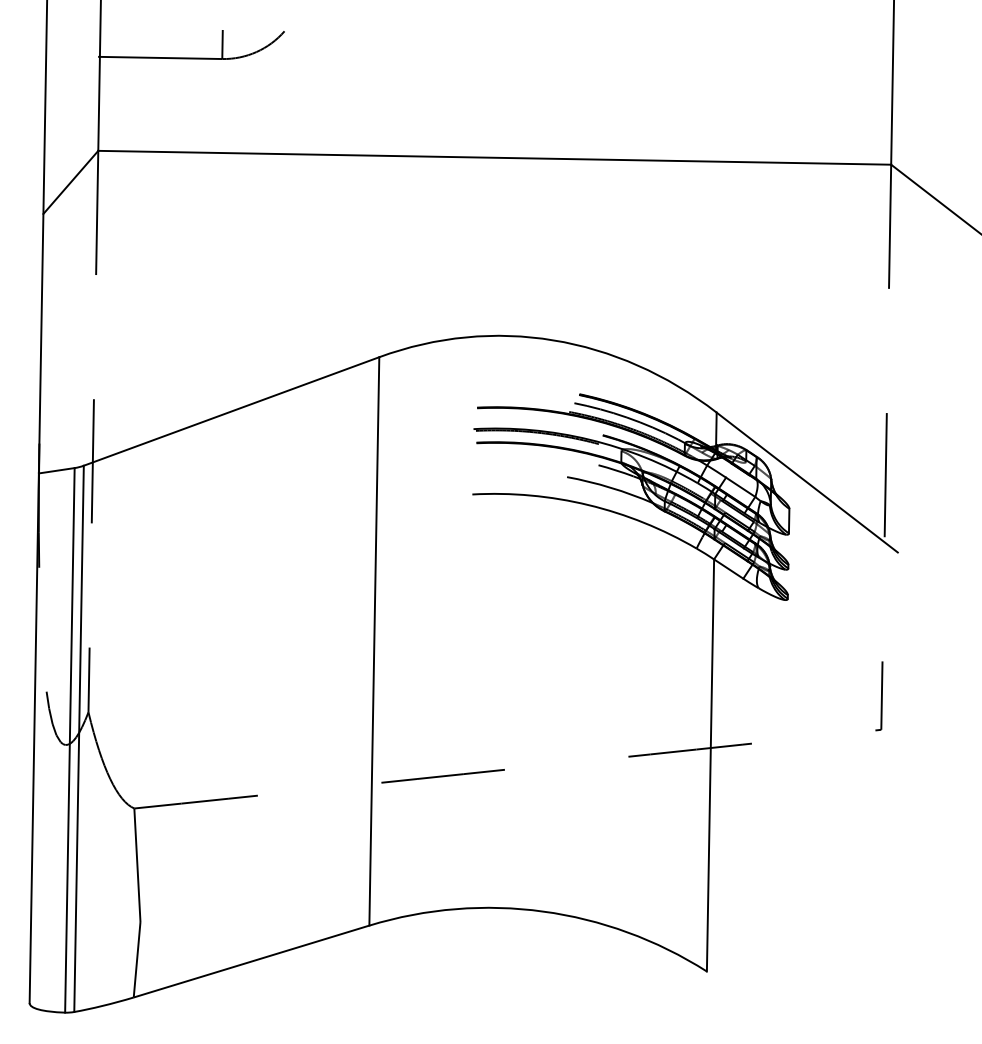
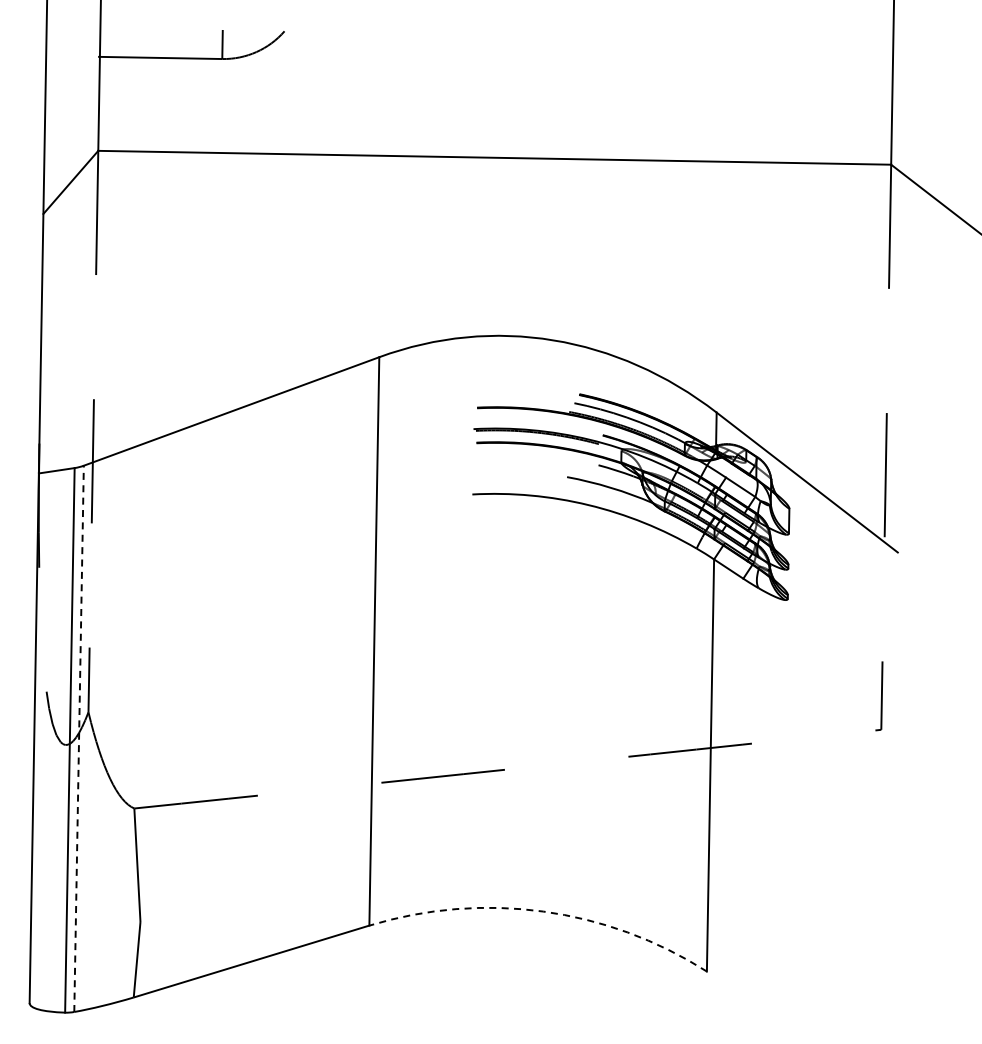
line: solid -> dashed (79, 738)
arc: solid -> dashed (543, 911)
